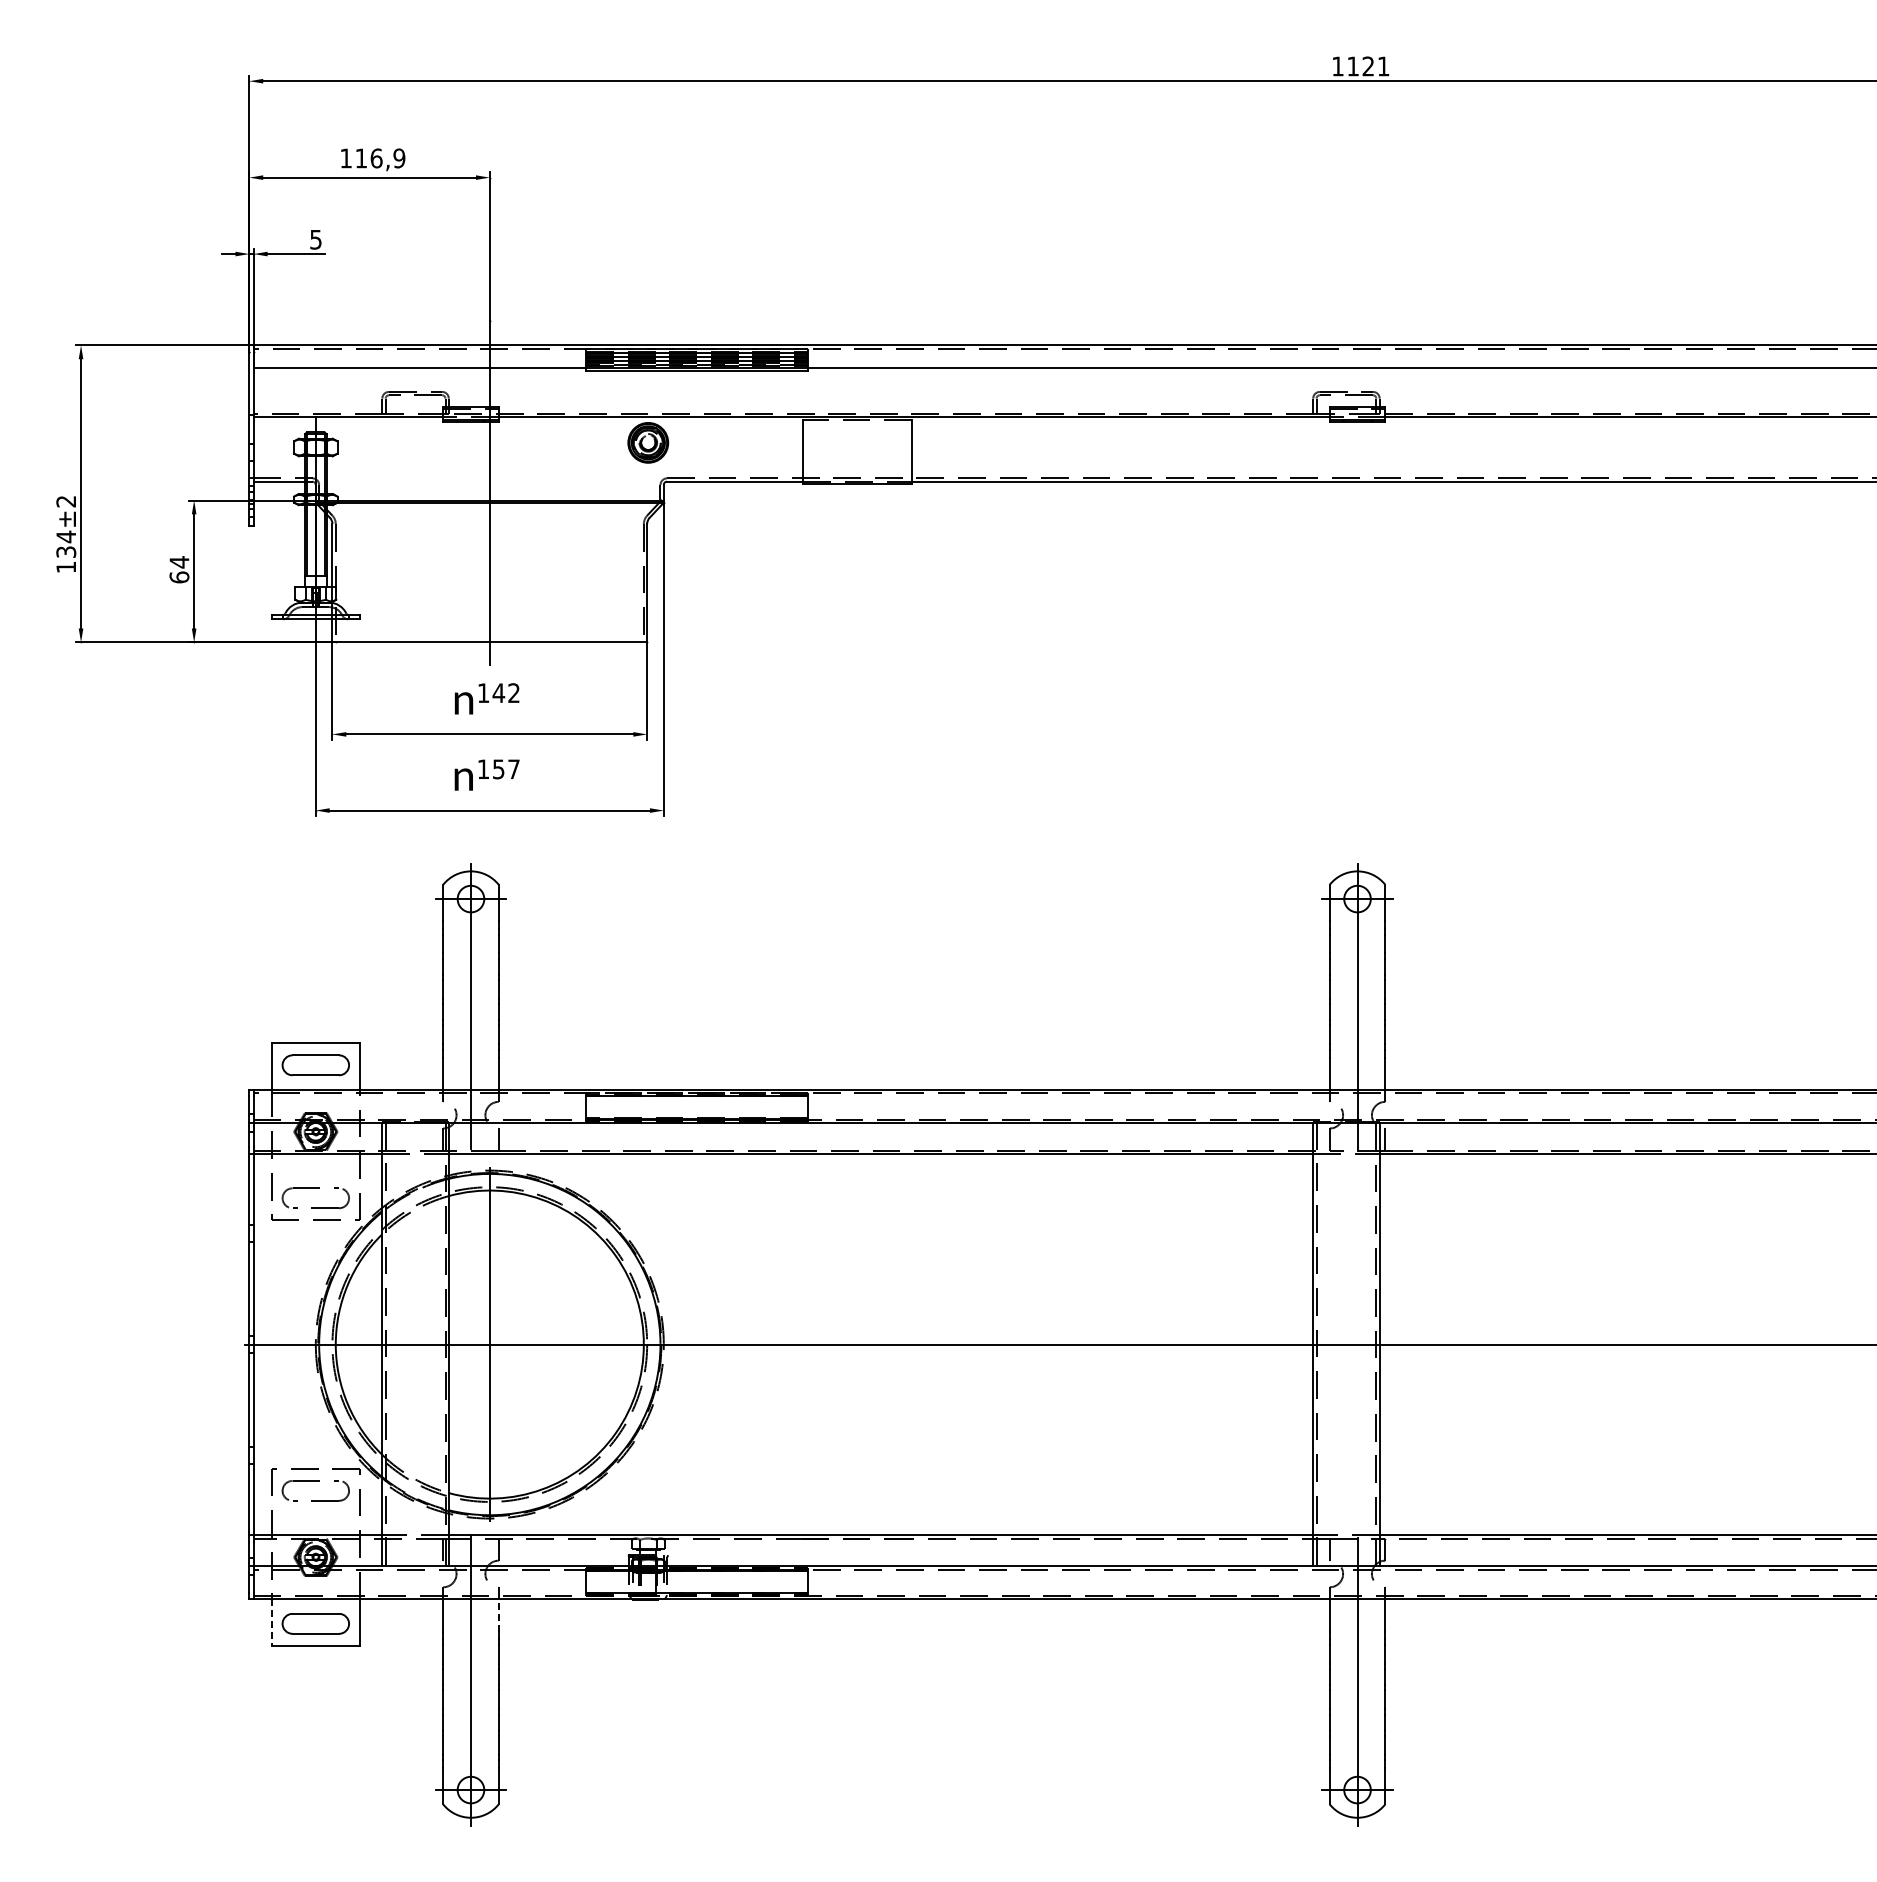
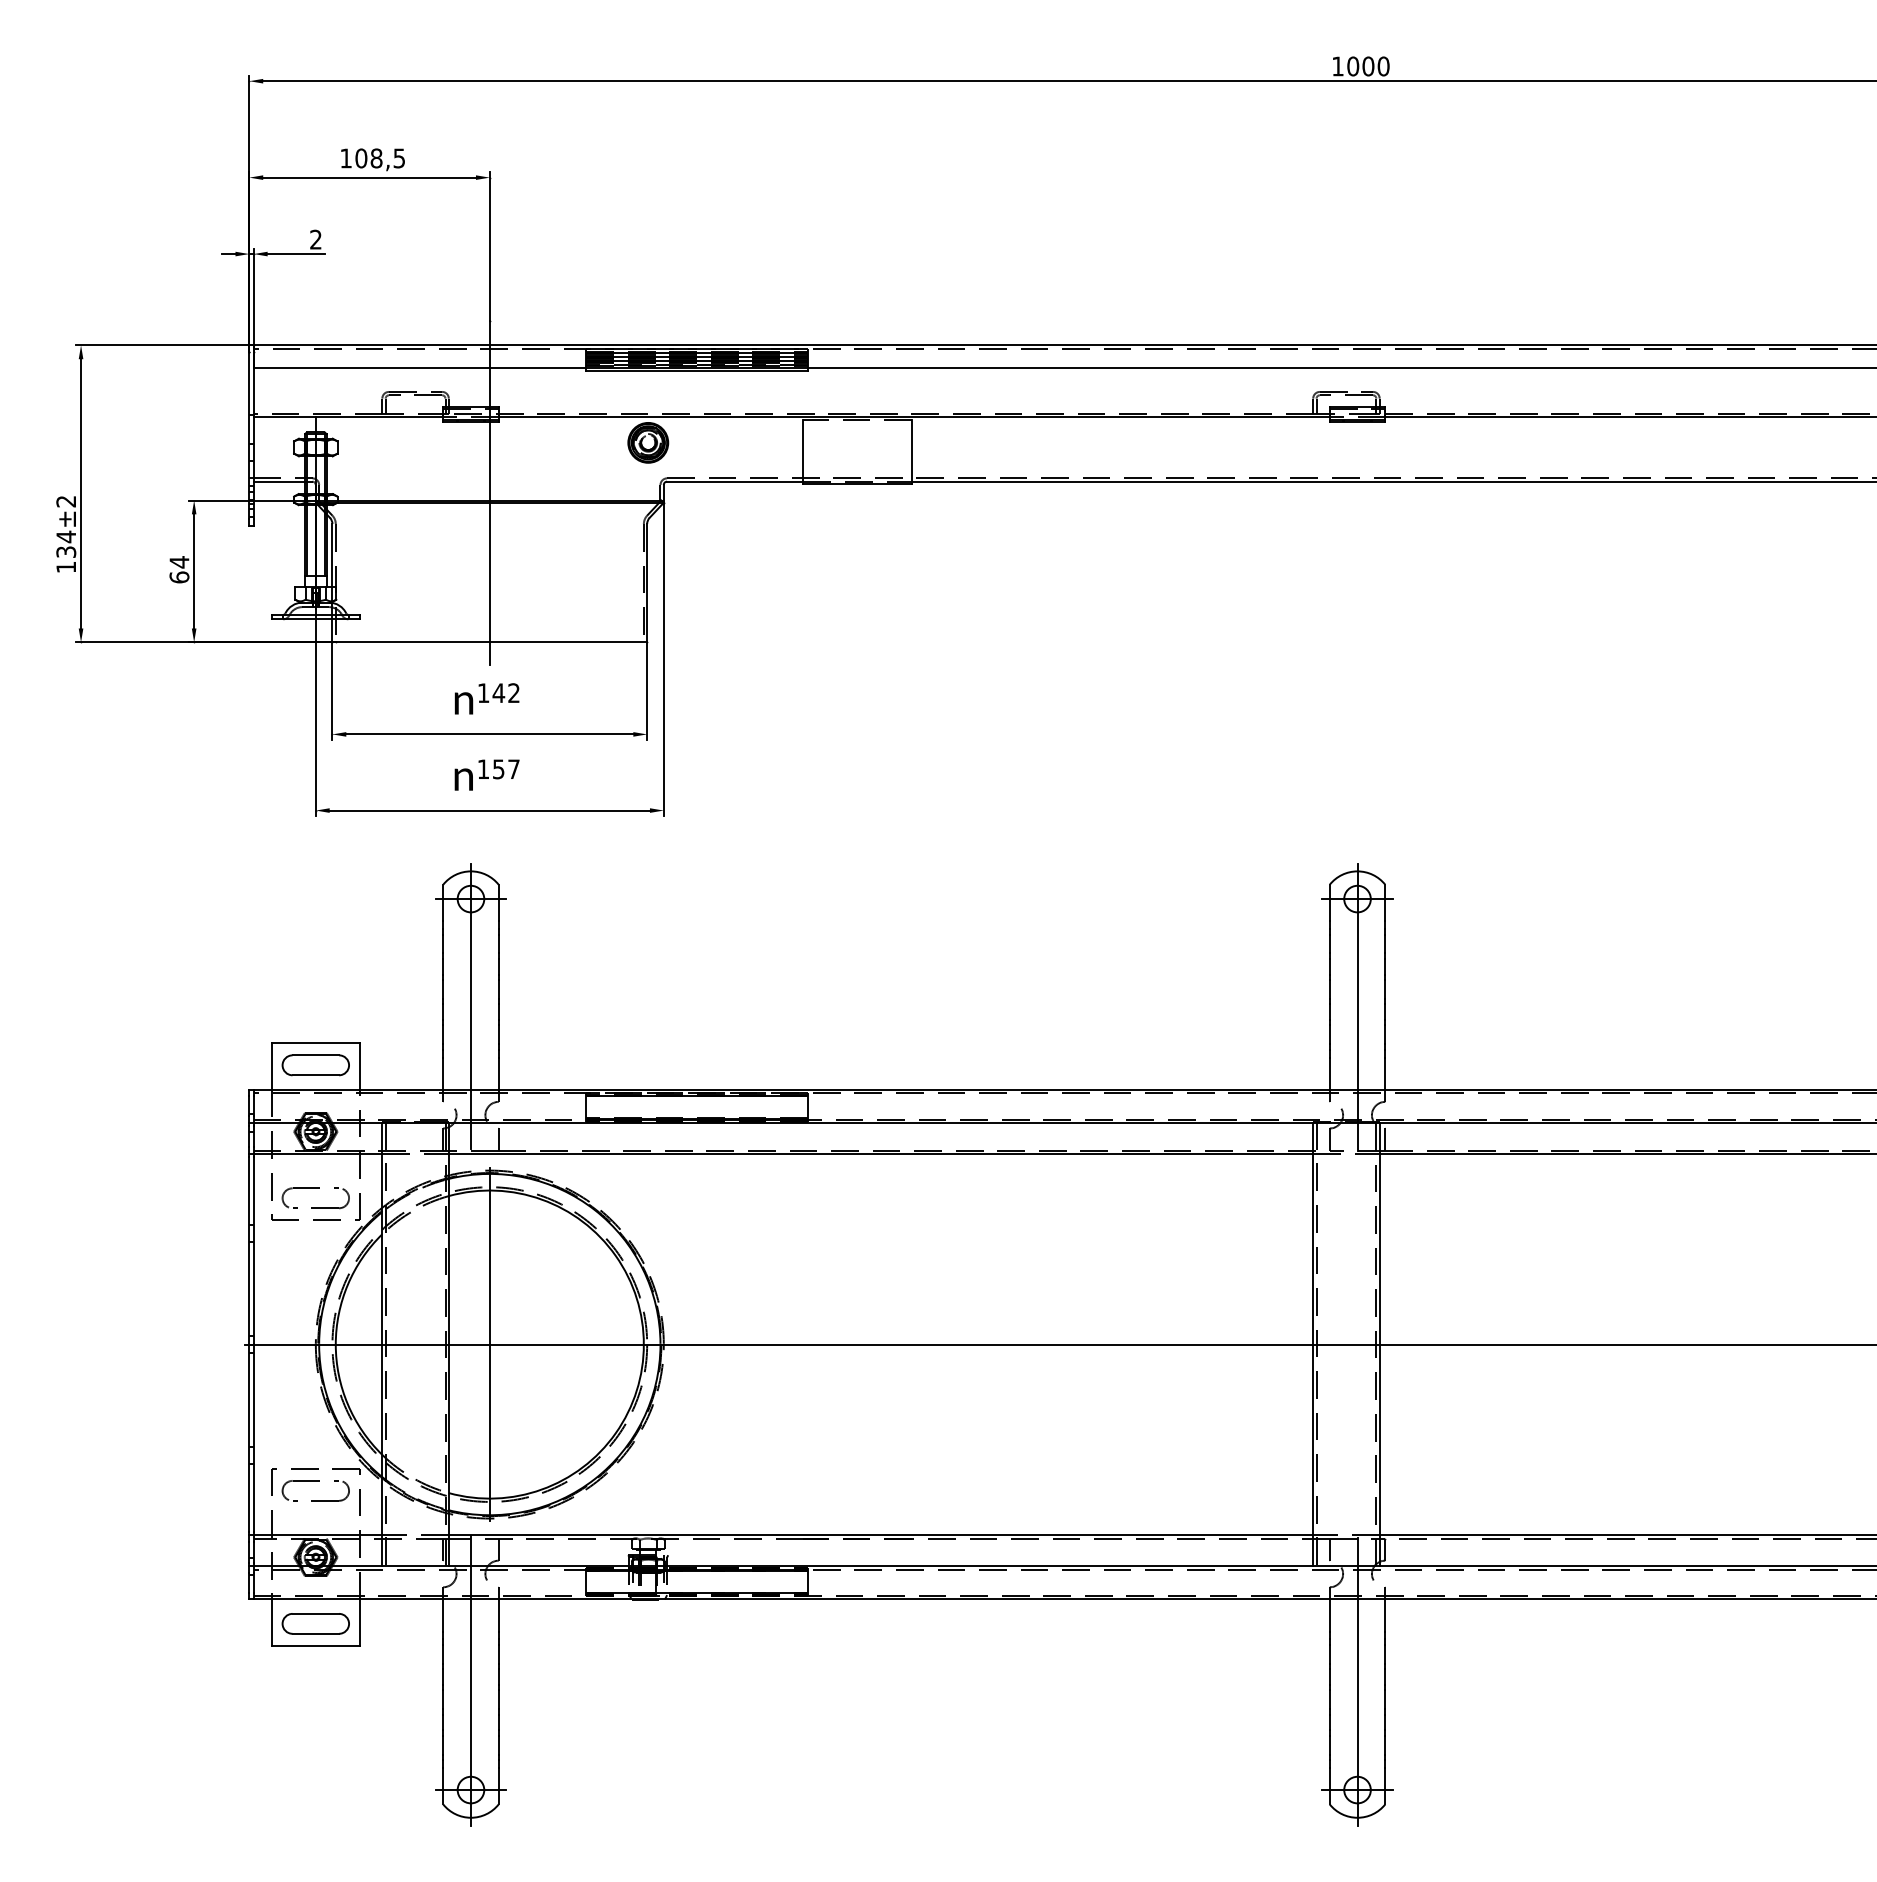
text: 1121 -> 1000 (1368, 66)
text: 116,9 -> 108,5 (380, 158)
text: 5 -> 2 (315, 239)
line: dashed -> solid (498, 1615)
line: dashed -> solid (271, 1623)
